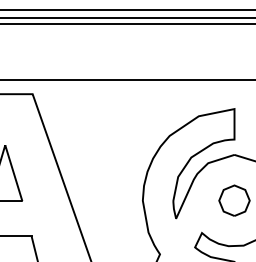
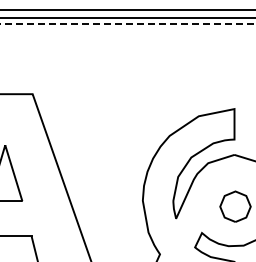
line: solid -> dashed (127, 24)
line: present -> none (127, 79)
part position: (234, 200) -> (235, 206) (235, 206)
